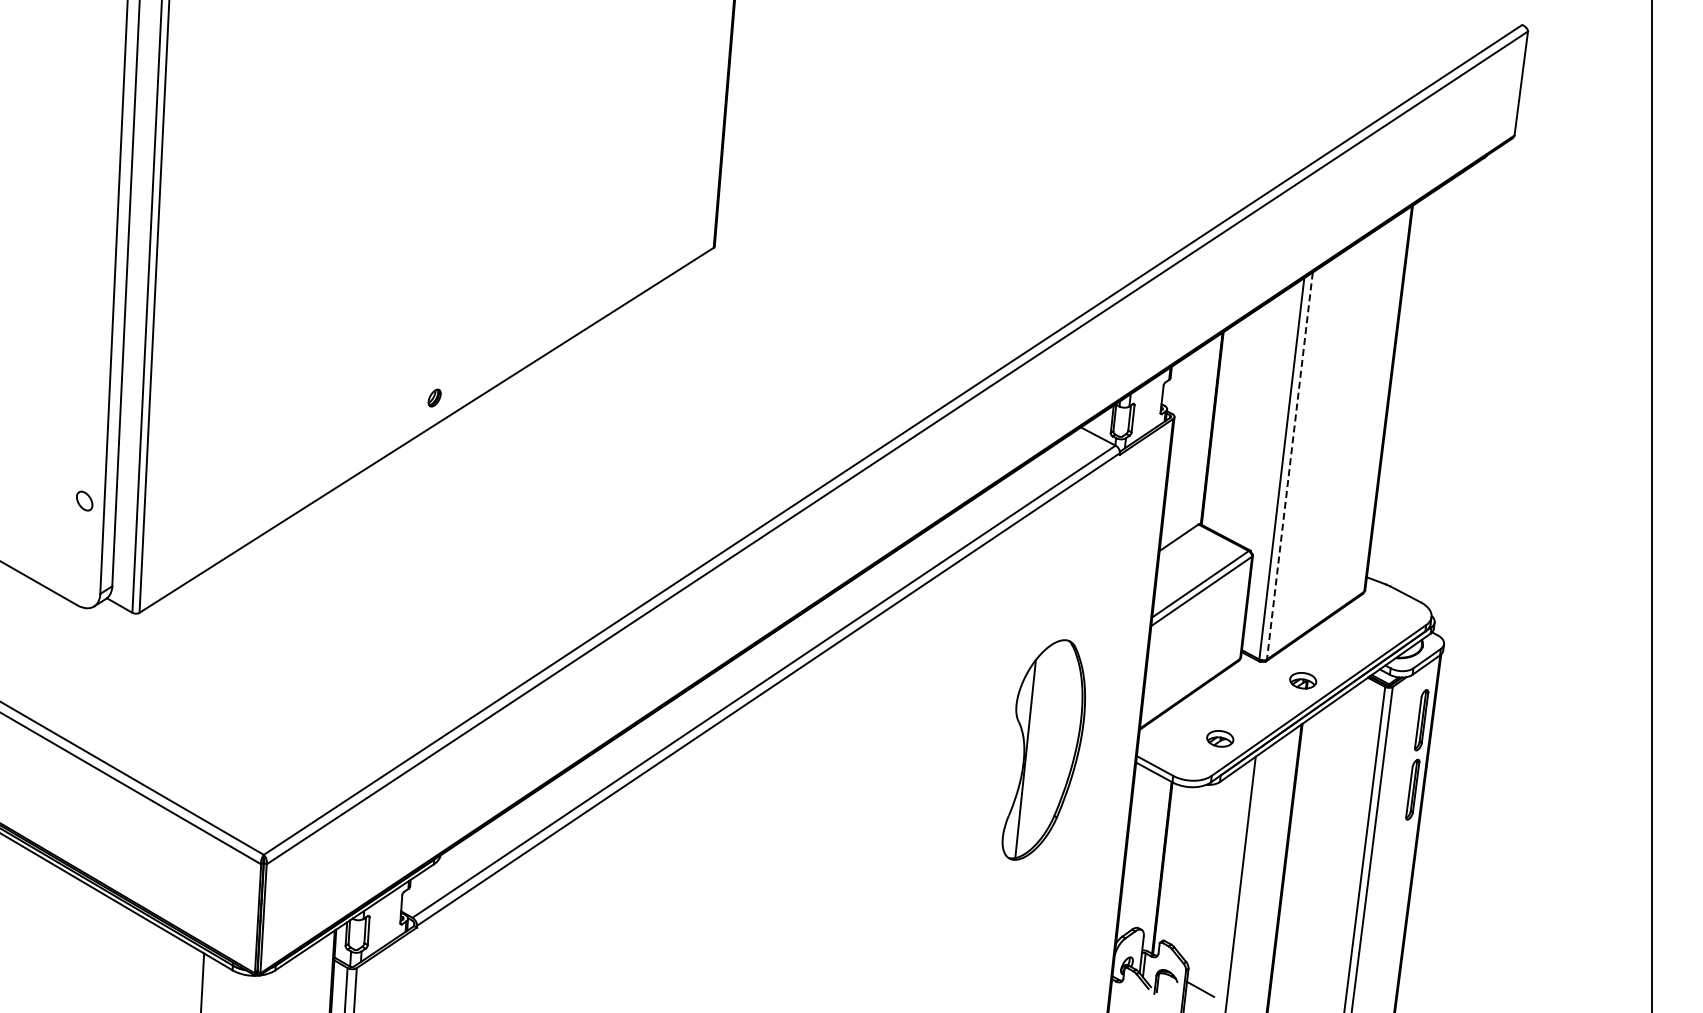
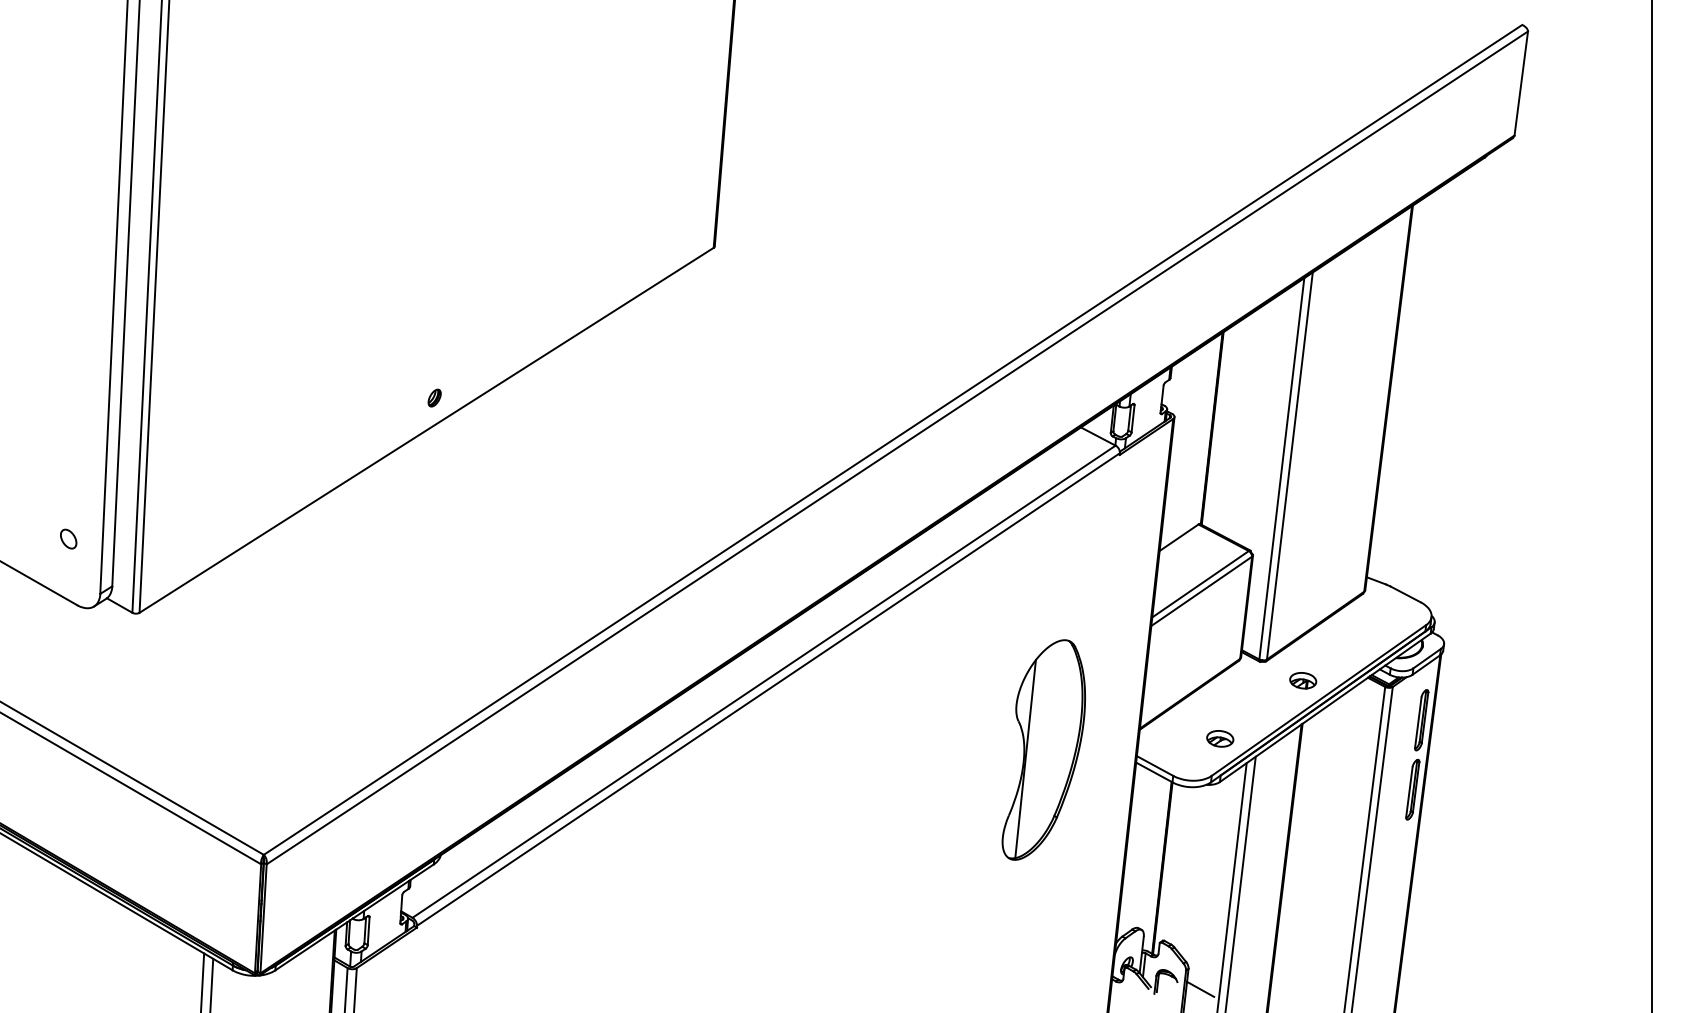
line: dashed -> solid (1289, 466)
part position: (84, 500) -> (68, 538) (68, 538)
line: none -> present (1231, 886)
line: none -> present (211, 983)
